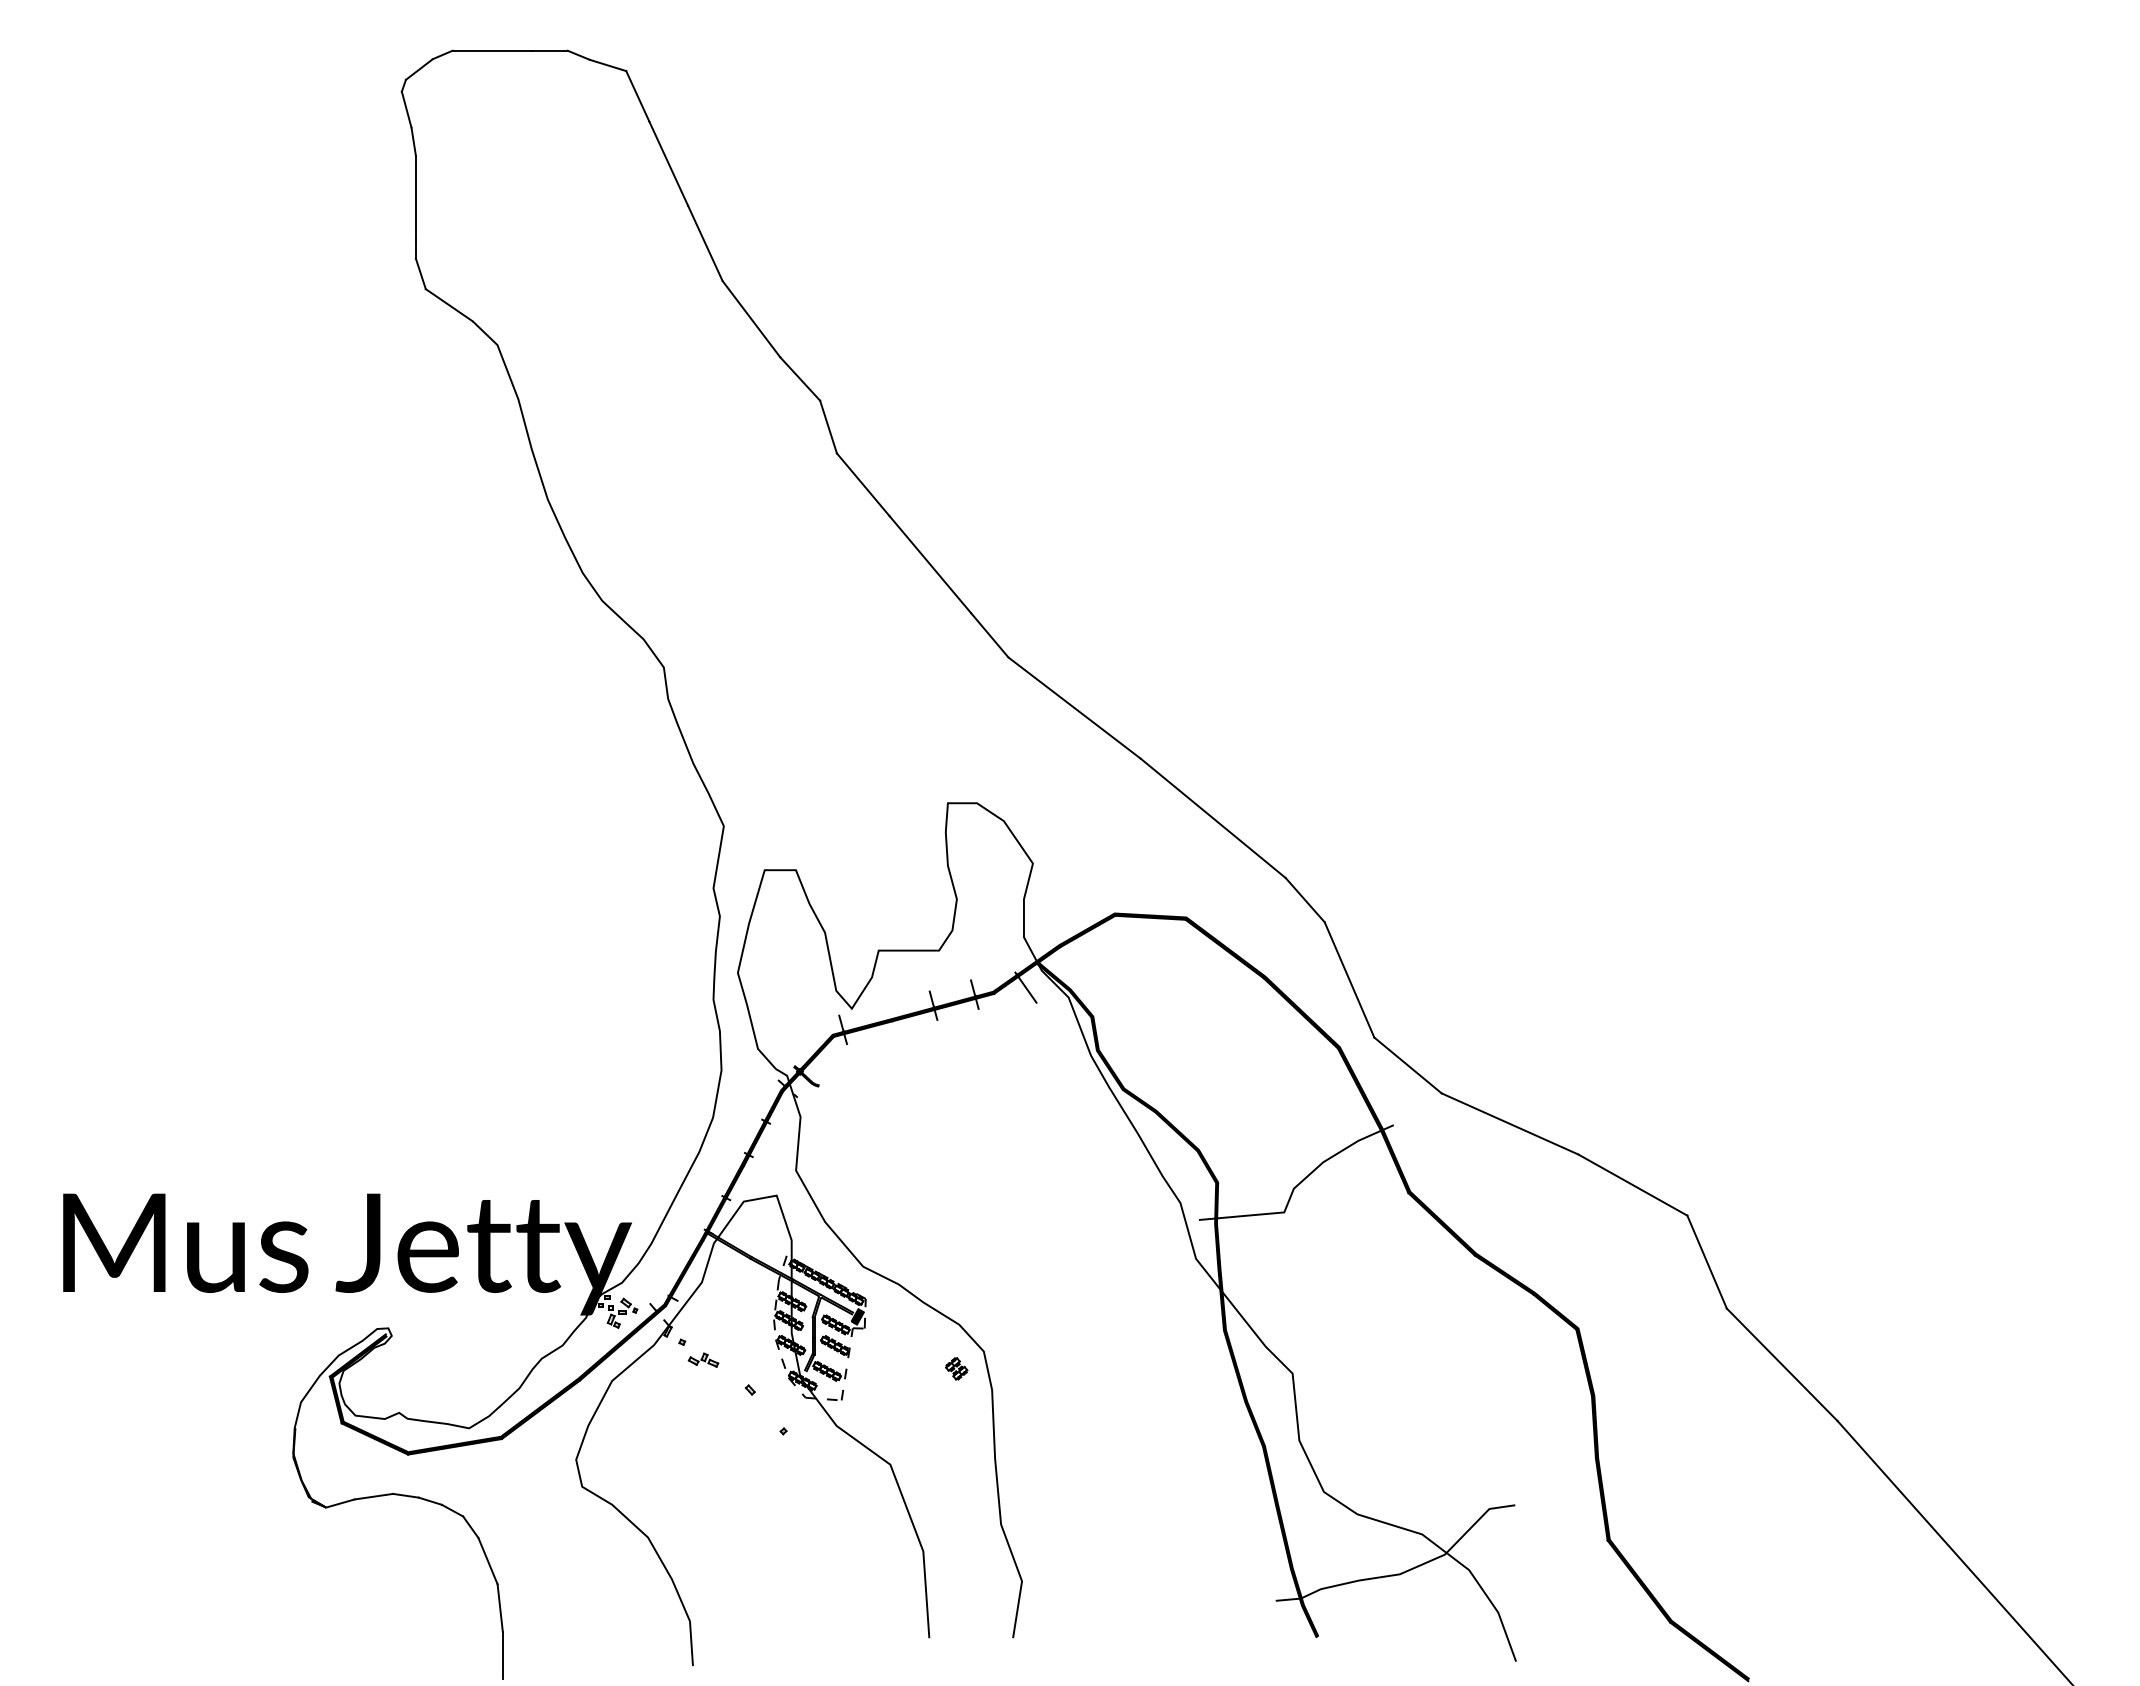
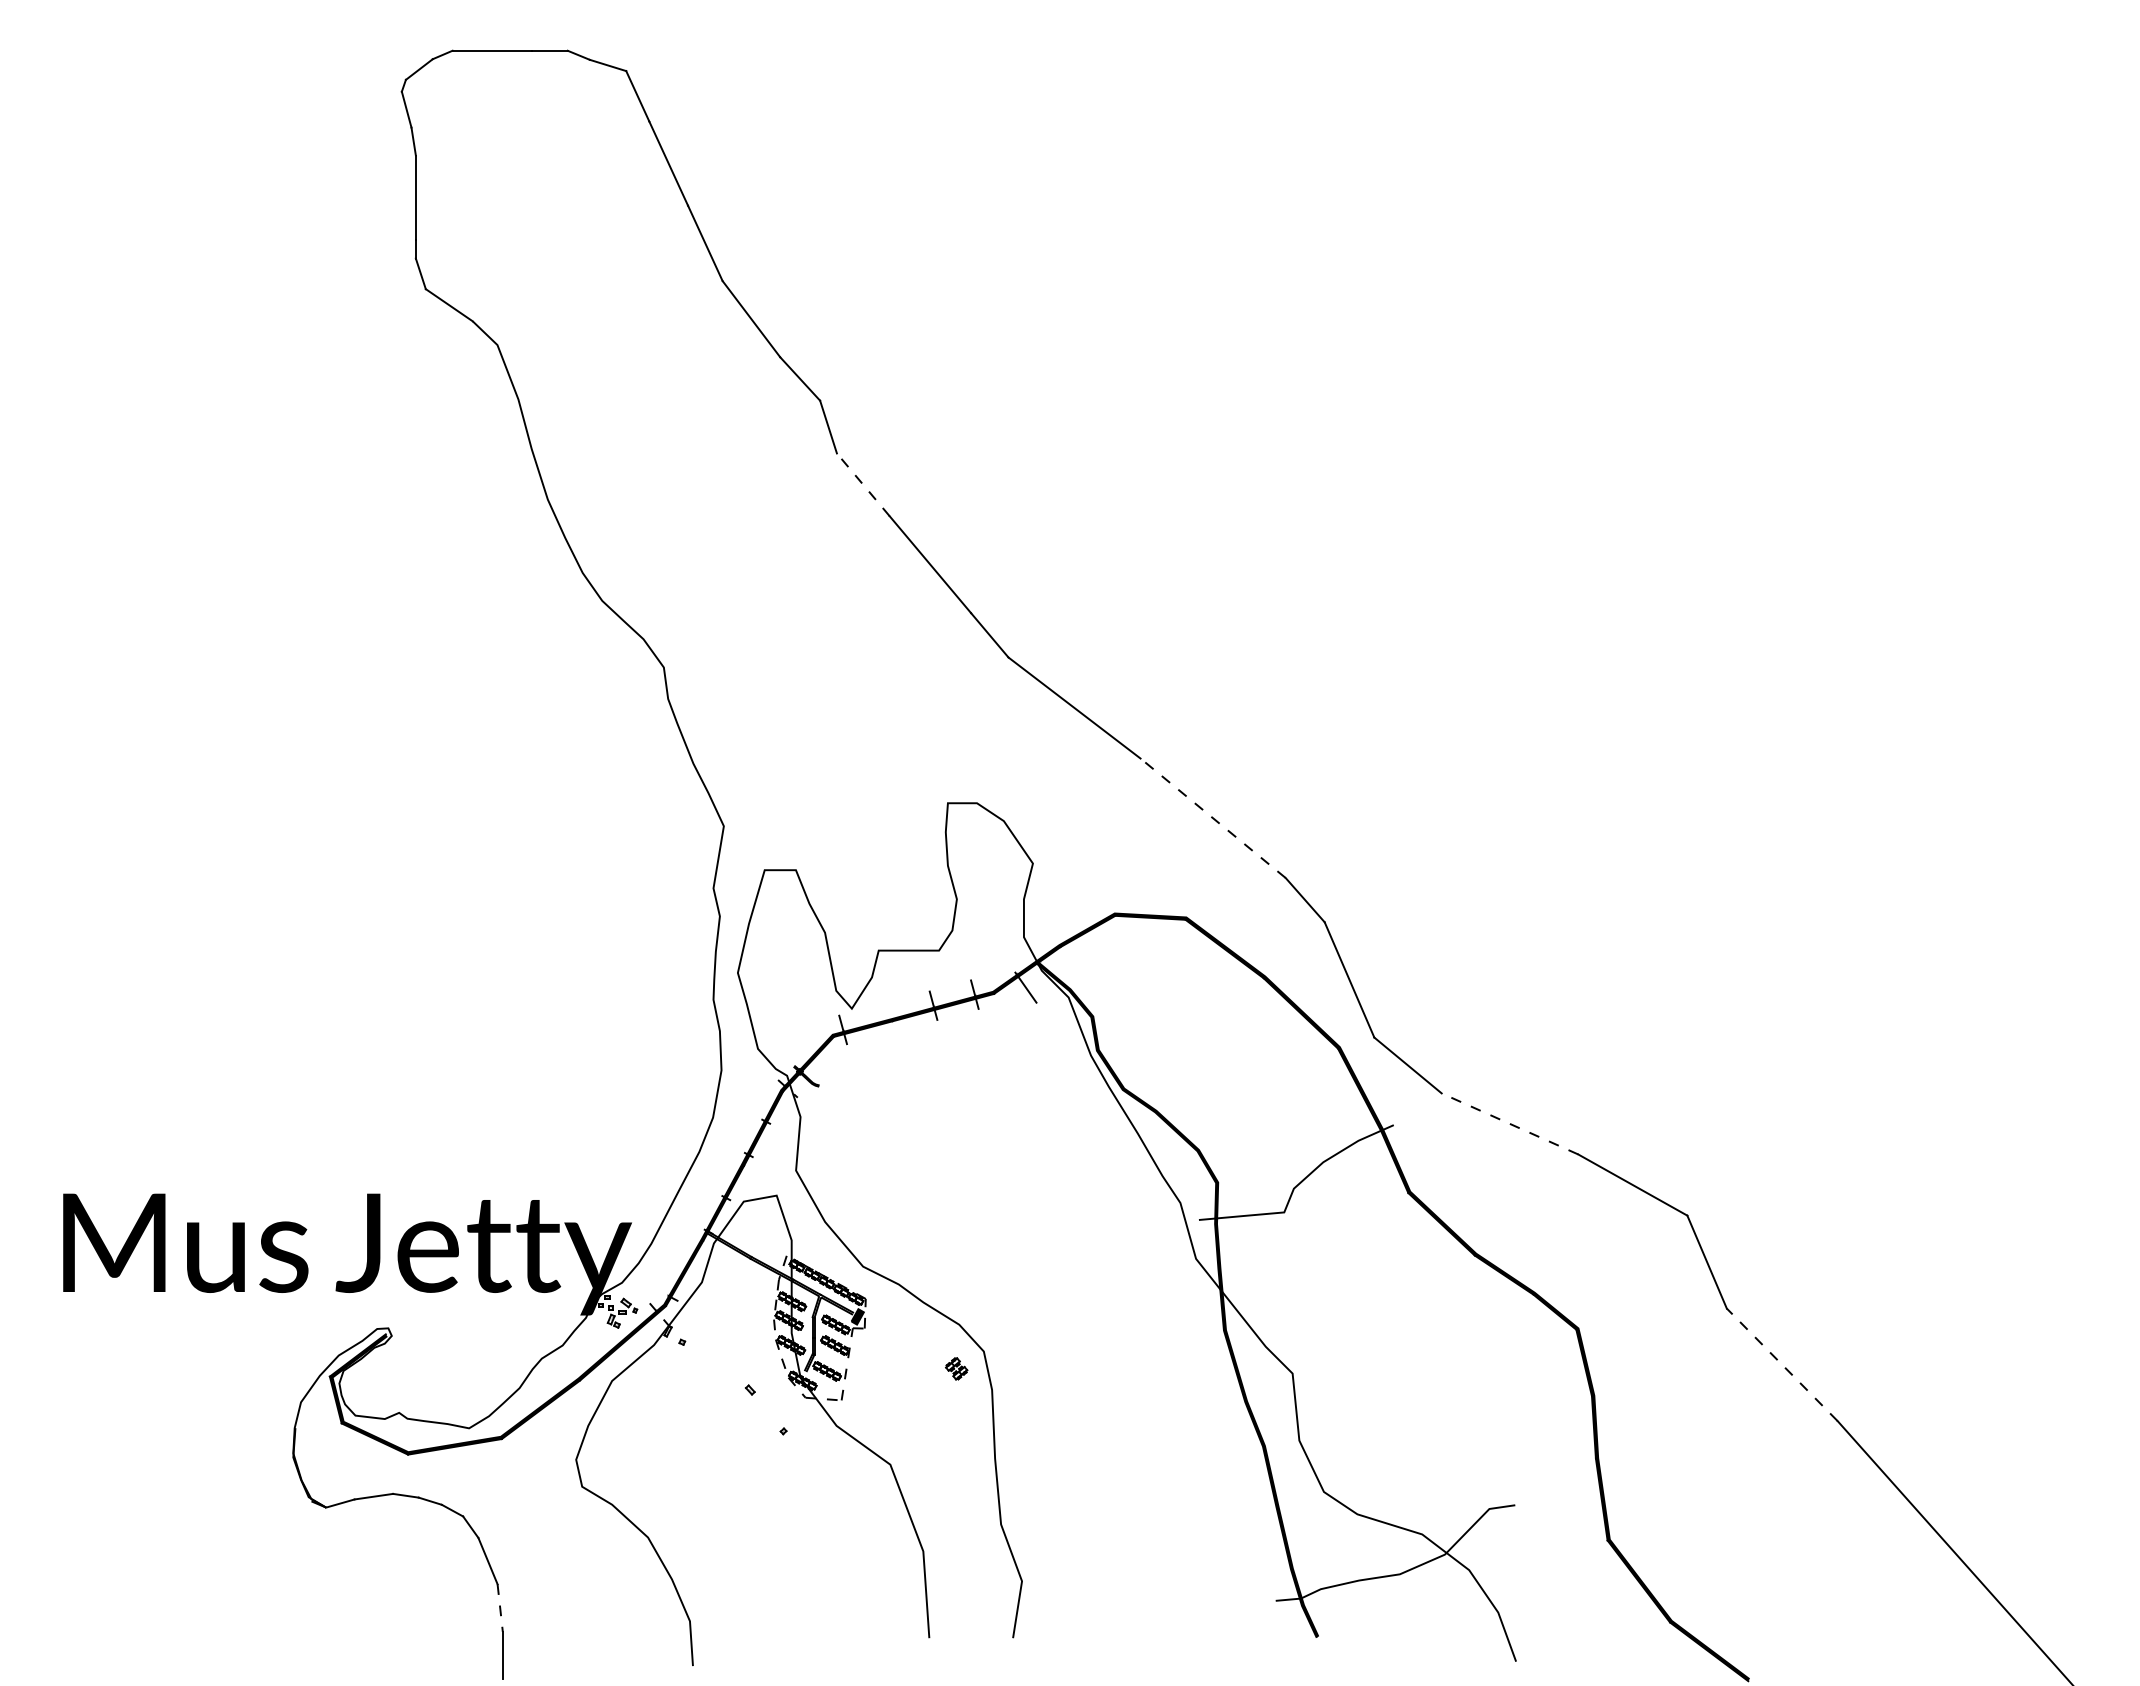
line: solid -> dashed (863, 484)
line: solid -> dashed (1213, 818)
line: solid -> dashed (1510, 1123)
part: present -> none (703, 1359)
line: solid -> dashed (1782, 1364)
line: solid -> dashed (500, 1608)
